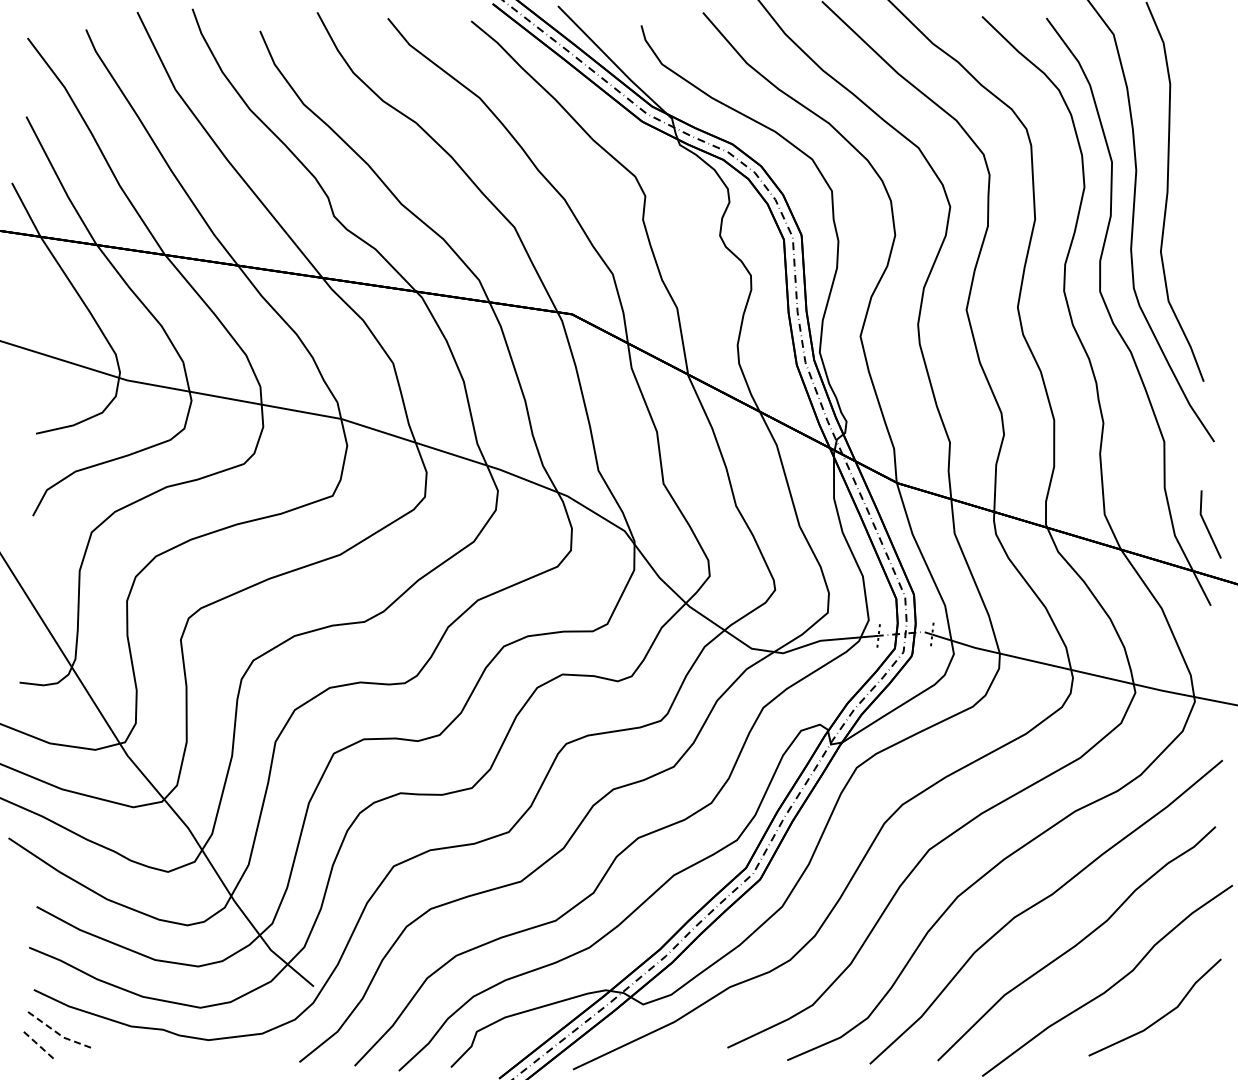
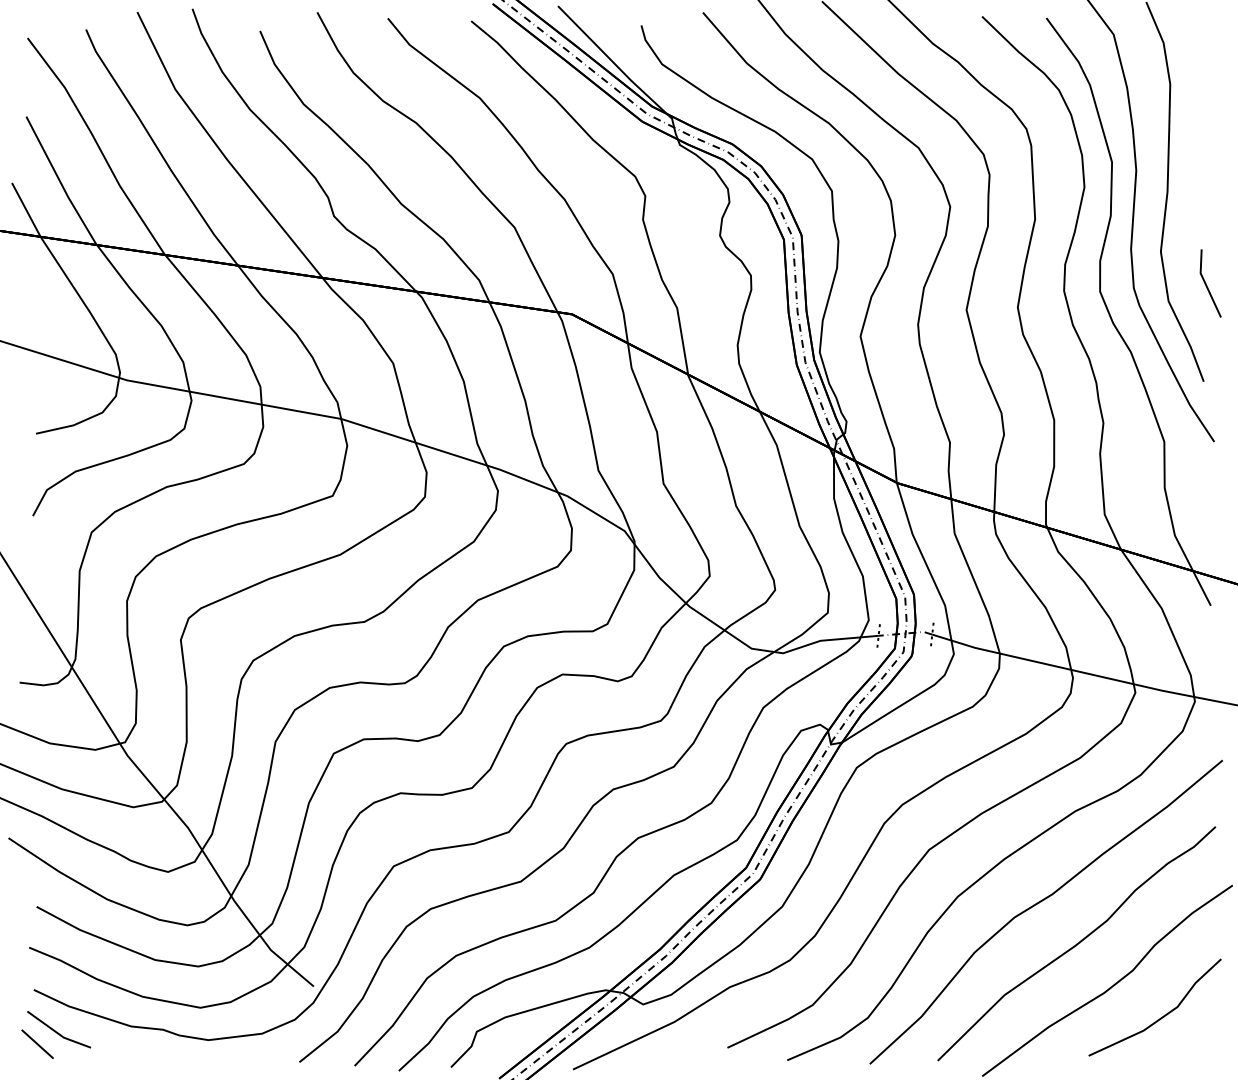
line position: (1207, 526) -> (1207, 285) (1207, 285)
line: dashed -> solid (57, 1032)
line: dashed -> solid (37, 1043)
